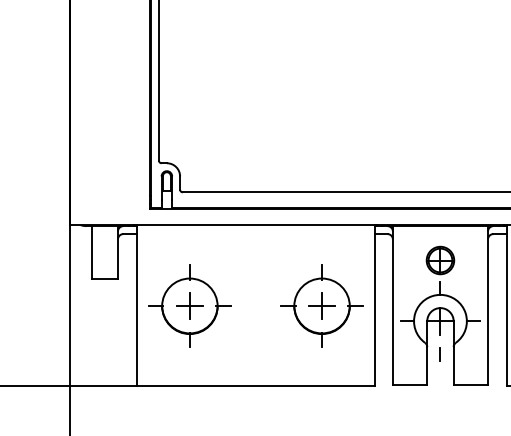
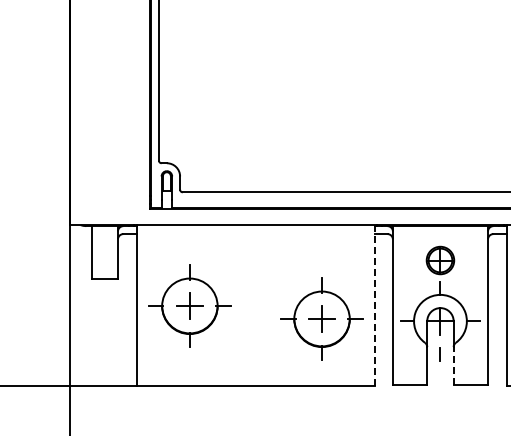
line: solid -> dashed (374, 304)
part position: (321, 305) -> (321, 318) (321, 318)
line: solid -> dashed (453, 365)
